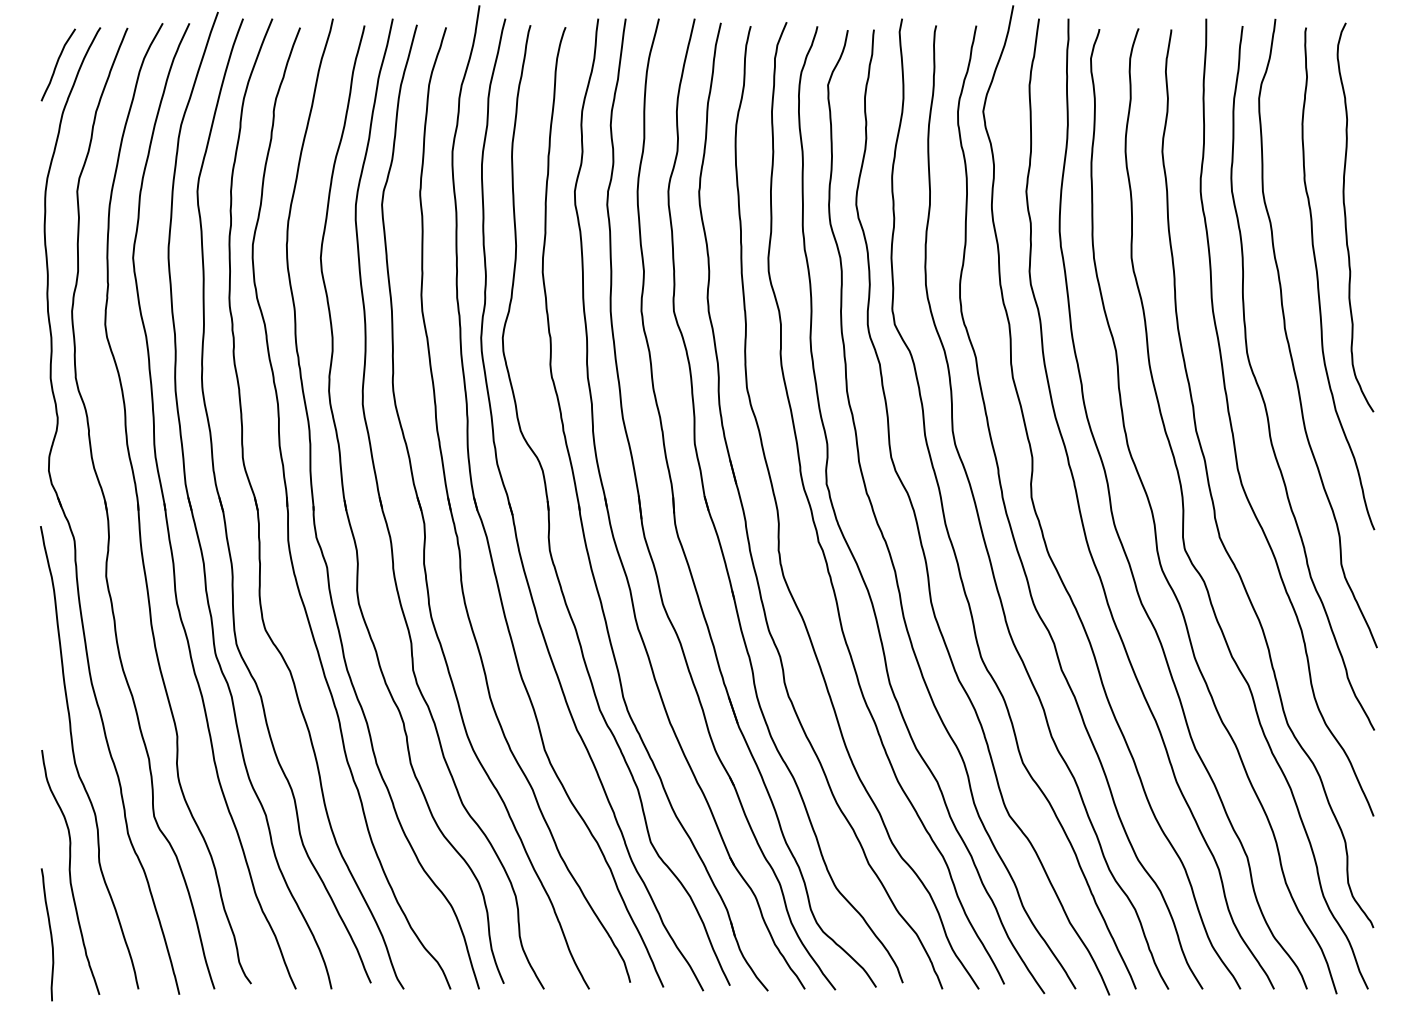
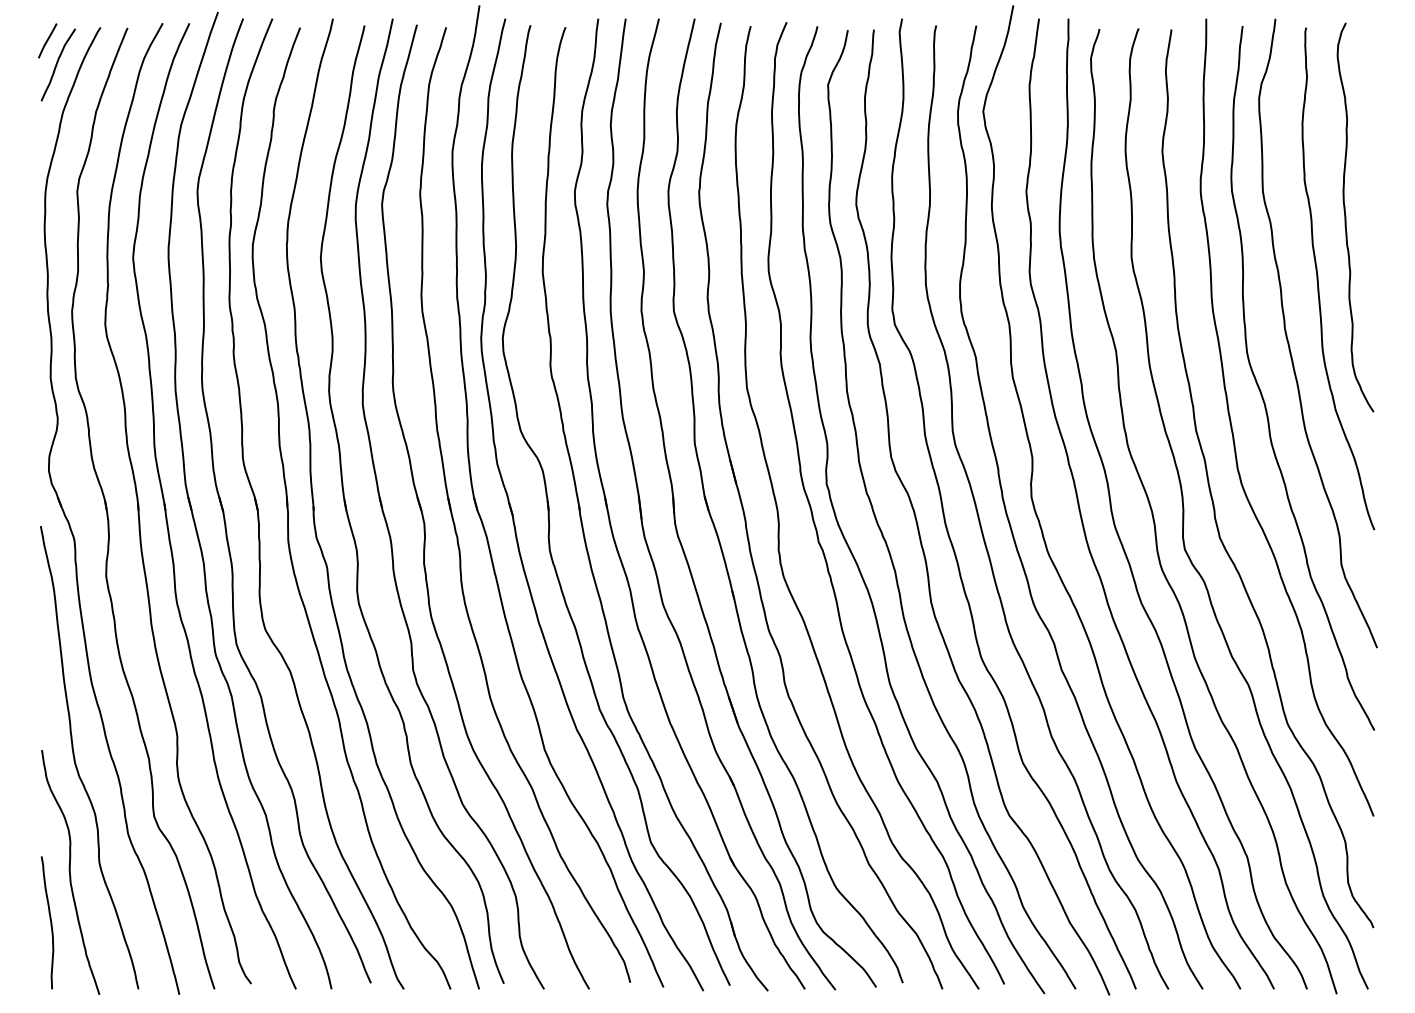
line: none -> present (47, 40)
curve position: (50, 934) -> (50, 922) (50, 922)
